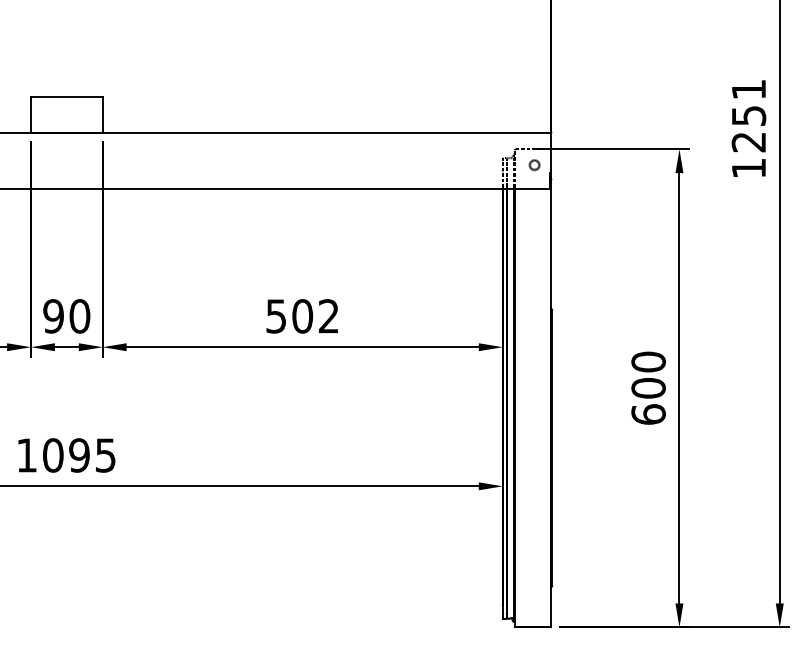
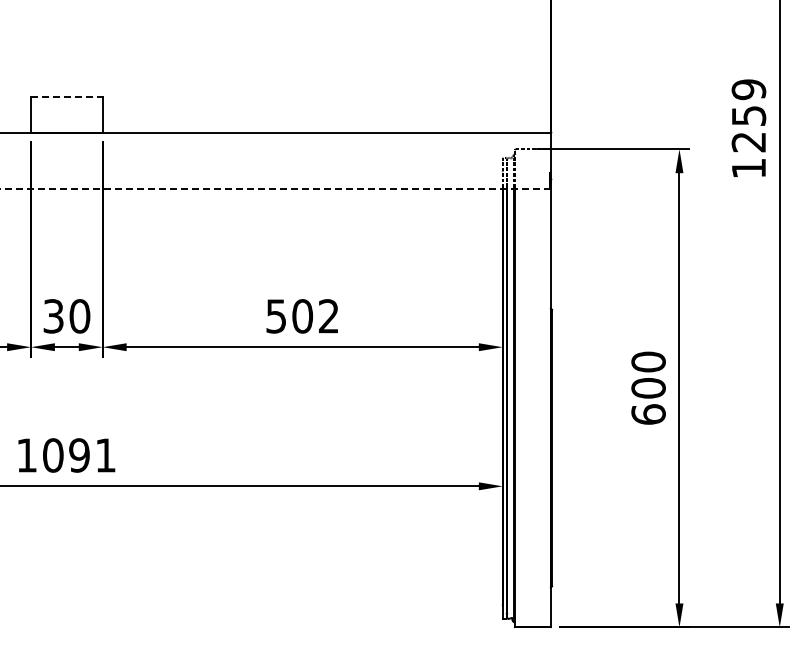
text: 1251 -> 1259 (748, 89)
line: solid -> dashed (66, 97)
part: present -> none (534, 165)
line: solid -> dashed (275, 188)
text: 90 -> 30 (53, 316)
text: 1095 -> 1091 (105, 455)
